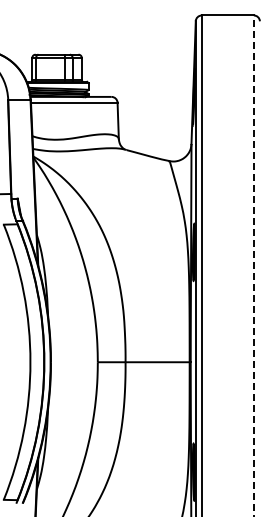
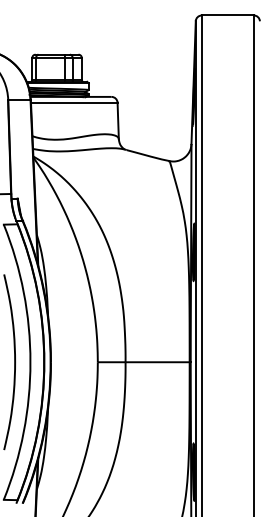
line: dashed -> solid (253, 265)
curve: none -> present (14, 362)
